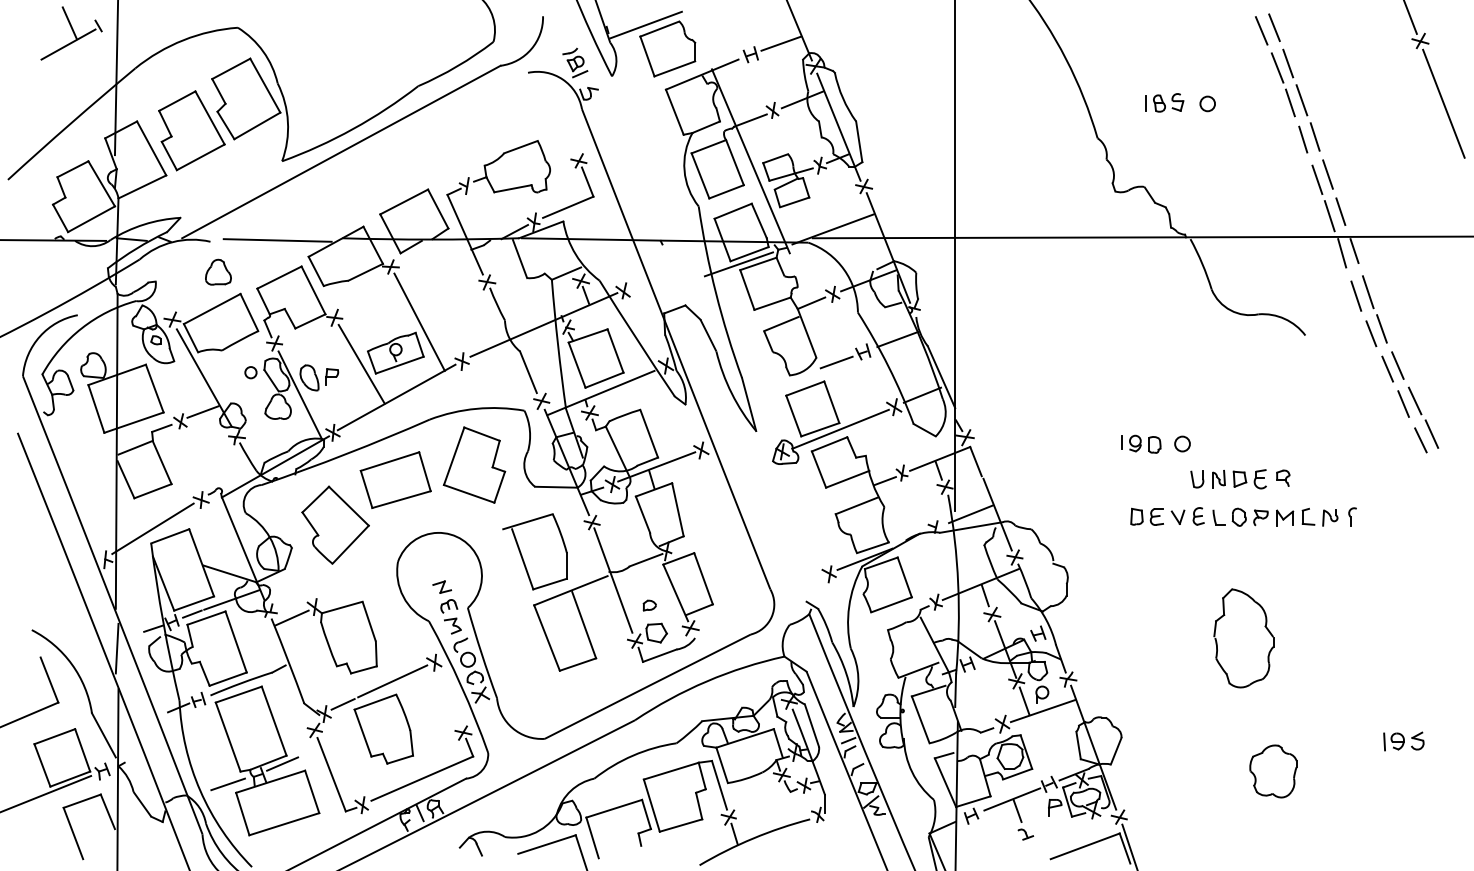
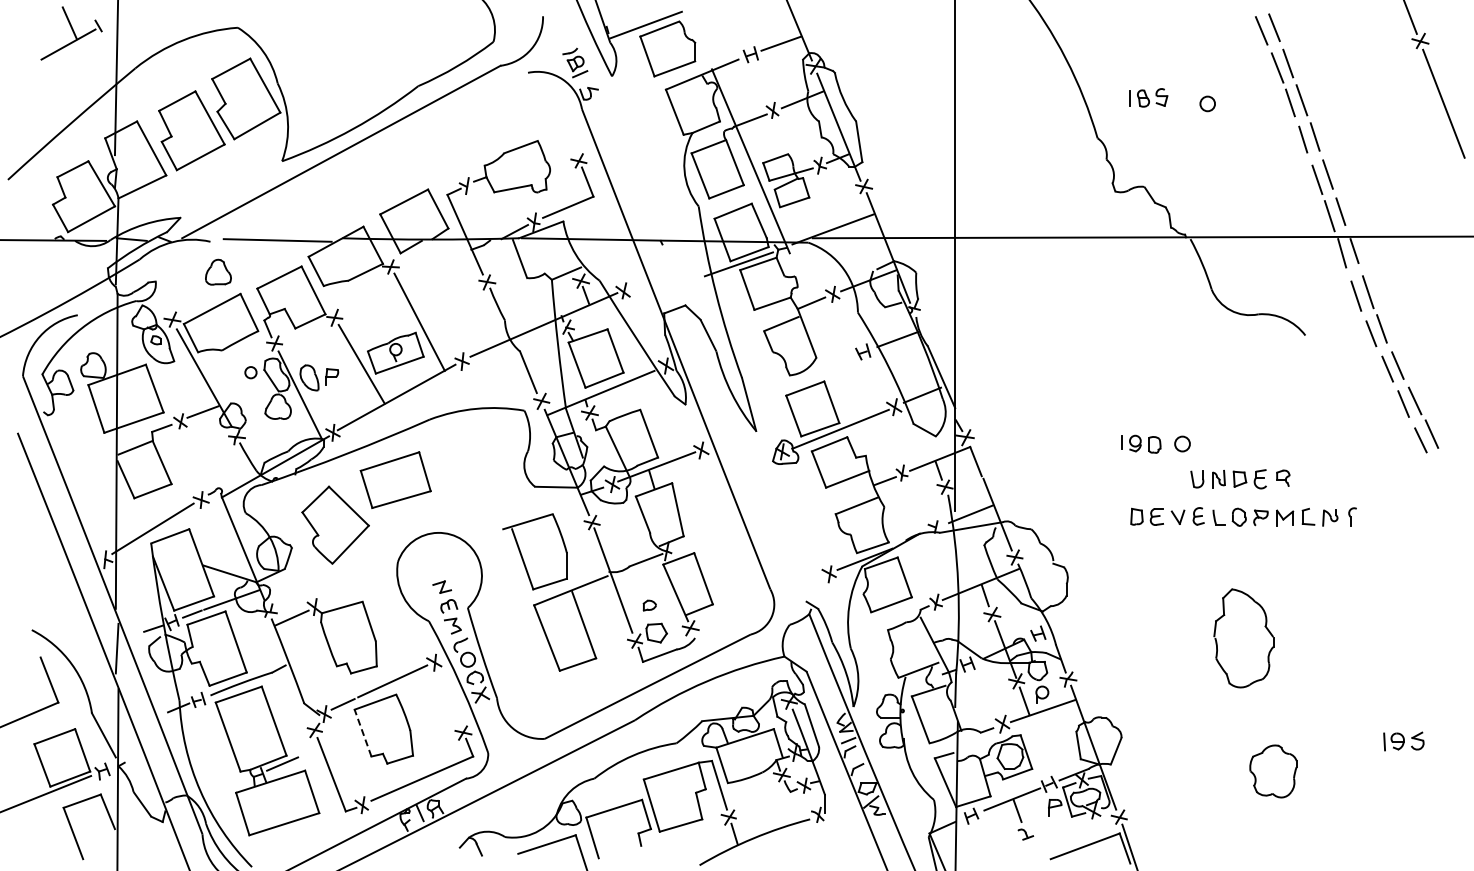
part position: (1164, 102) -> (1148, 97) (1148, 97)
line: present -> none (836, 362)
part: present -> none (474, 464)
line: solid -> dashed (363, 733)
line: present -> none (227, 784)
